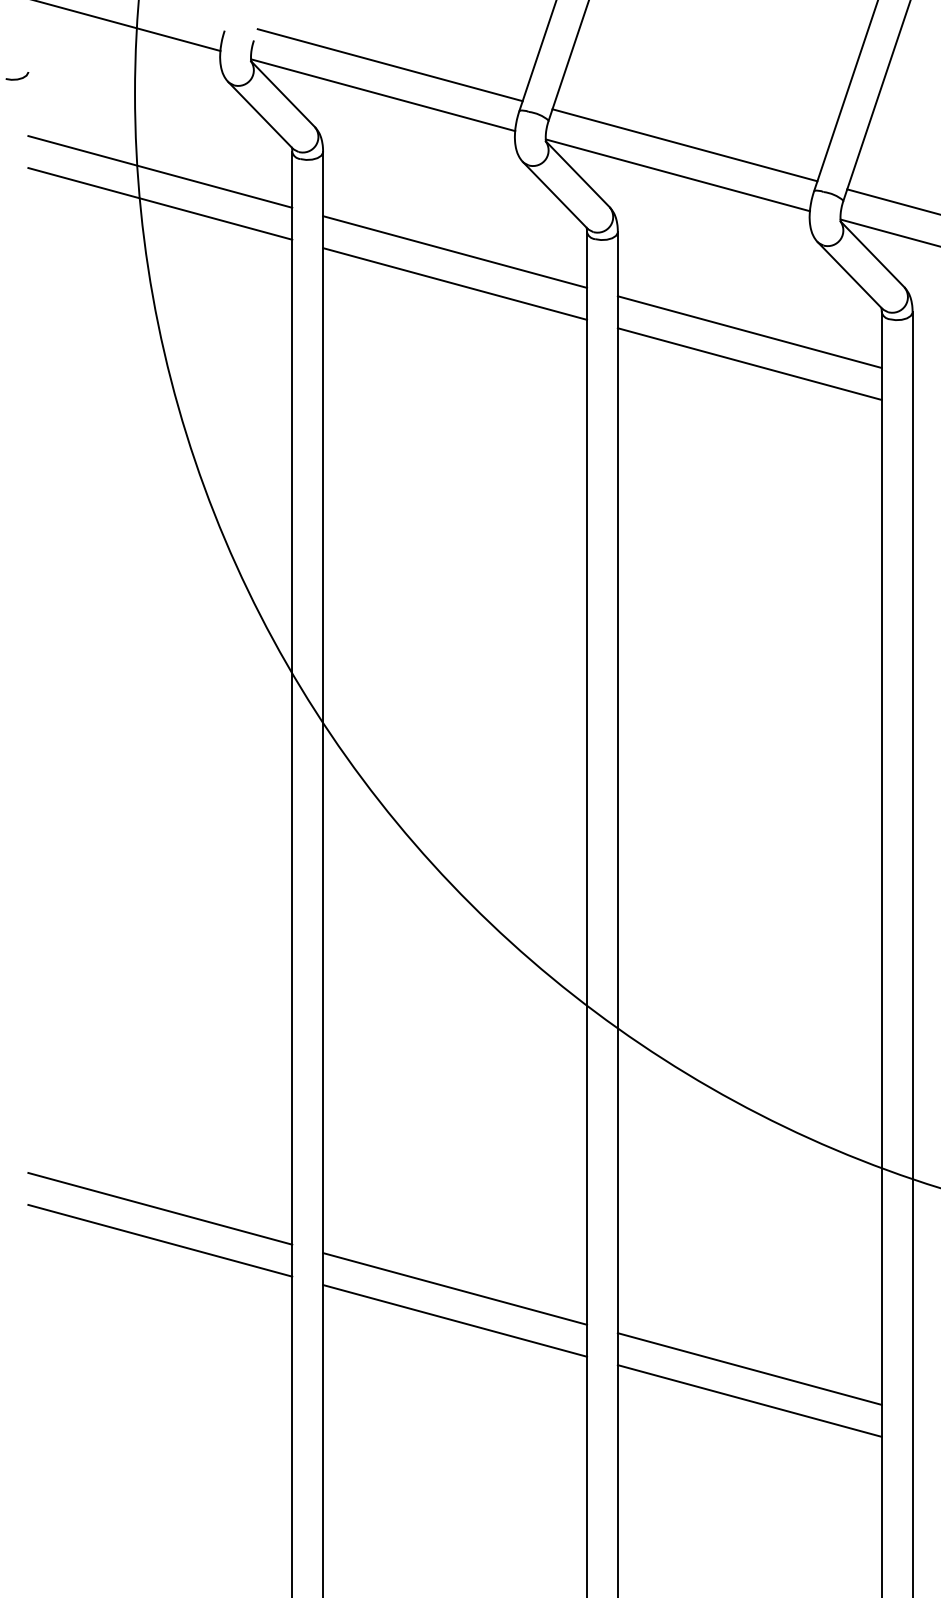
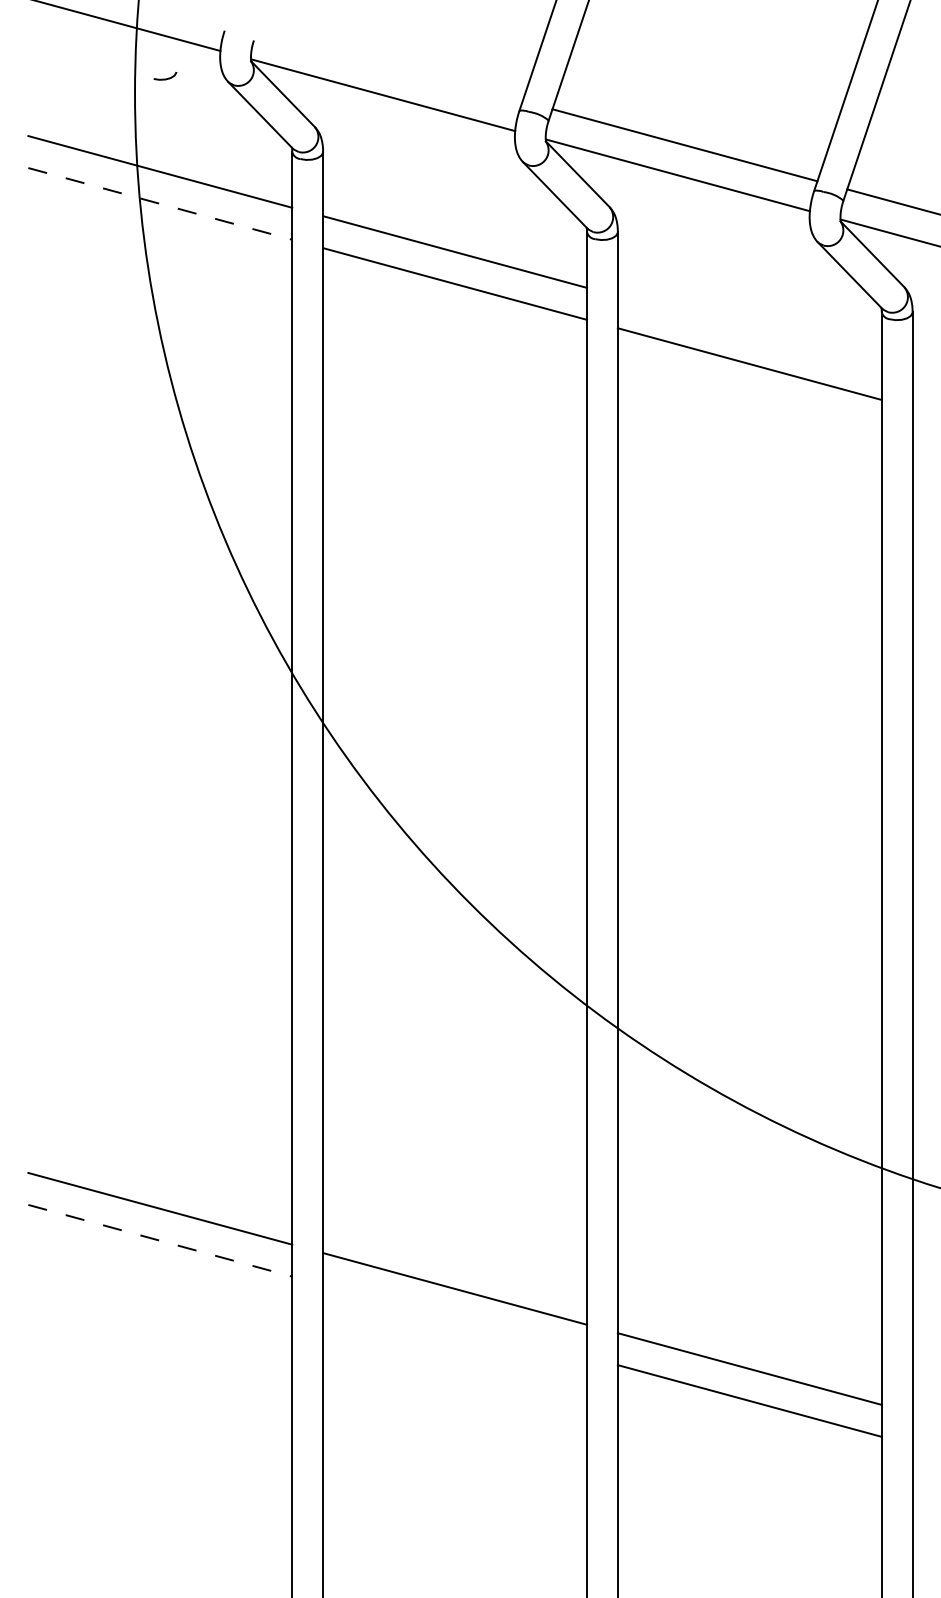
line: present -> none (389, 65)
curve position: (17, 78) -> (165, 78) (165, 78)
line: solid -> dashed (160, 203)
line: present -> none (749, 332)
line: solid -> dashed (160, 1240)
line: present -> none (455, 1320)
